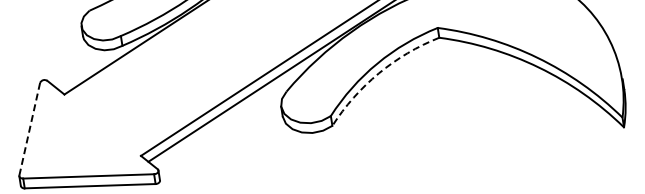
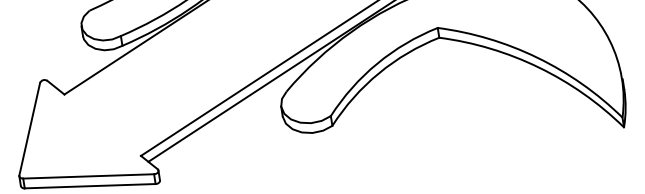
arc: dashed -> solid (378, 73)
line: dashed -> solid (29, 129)
